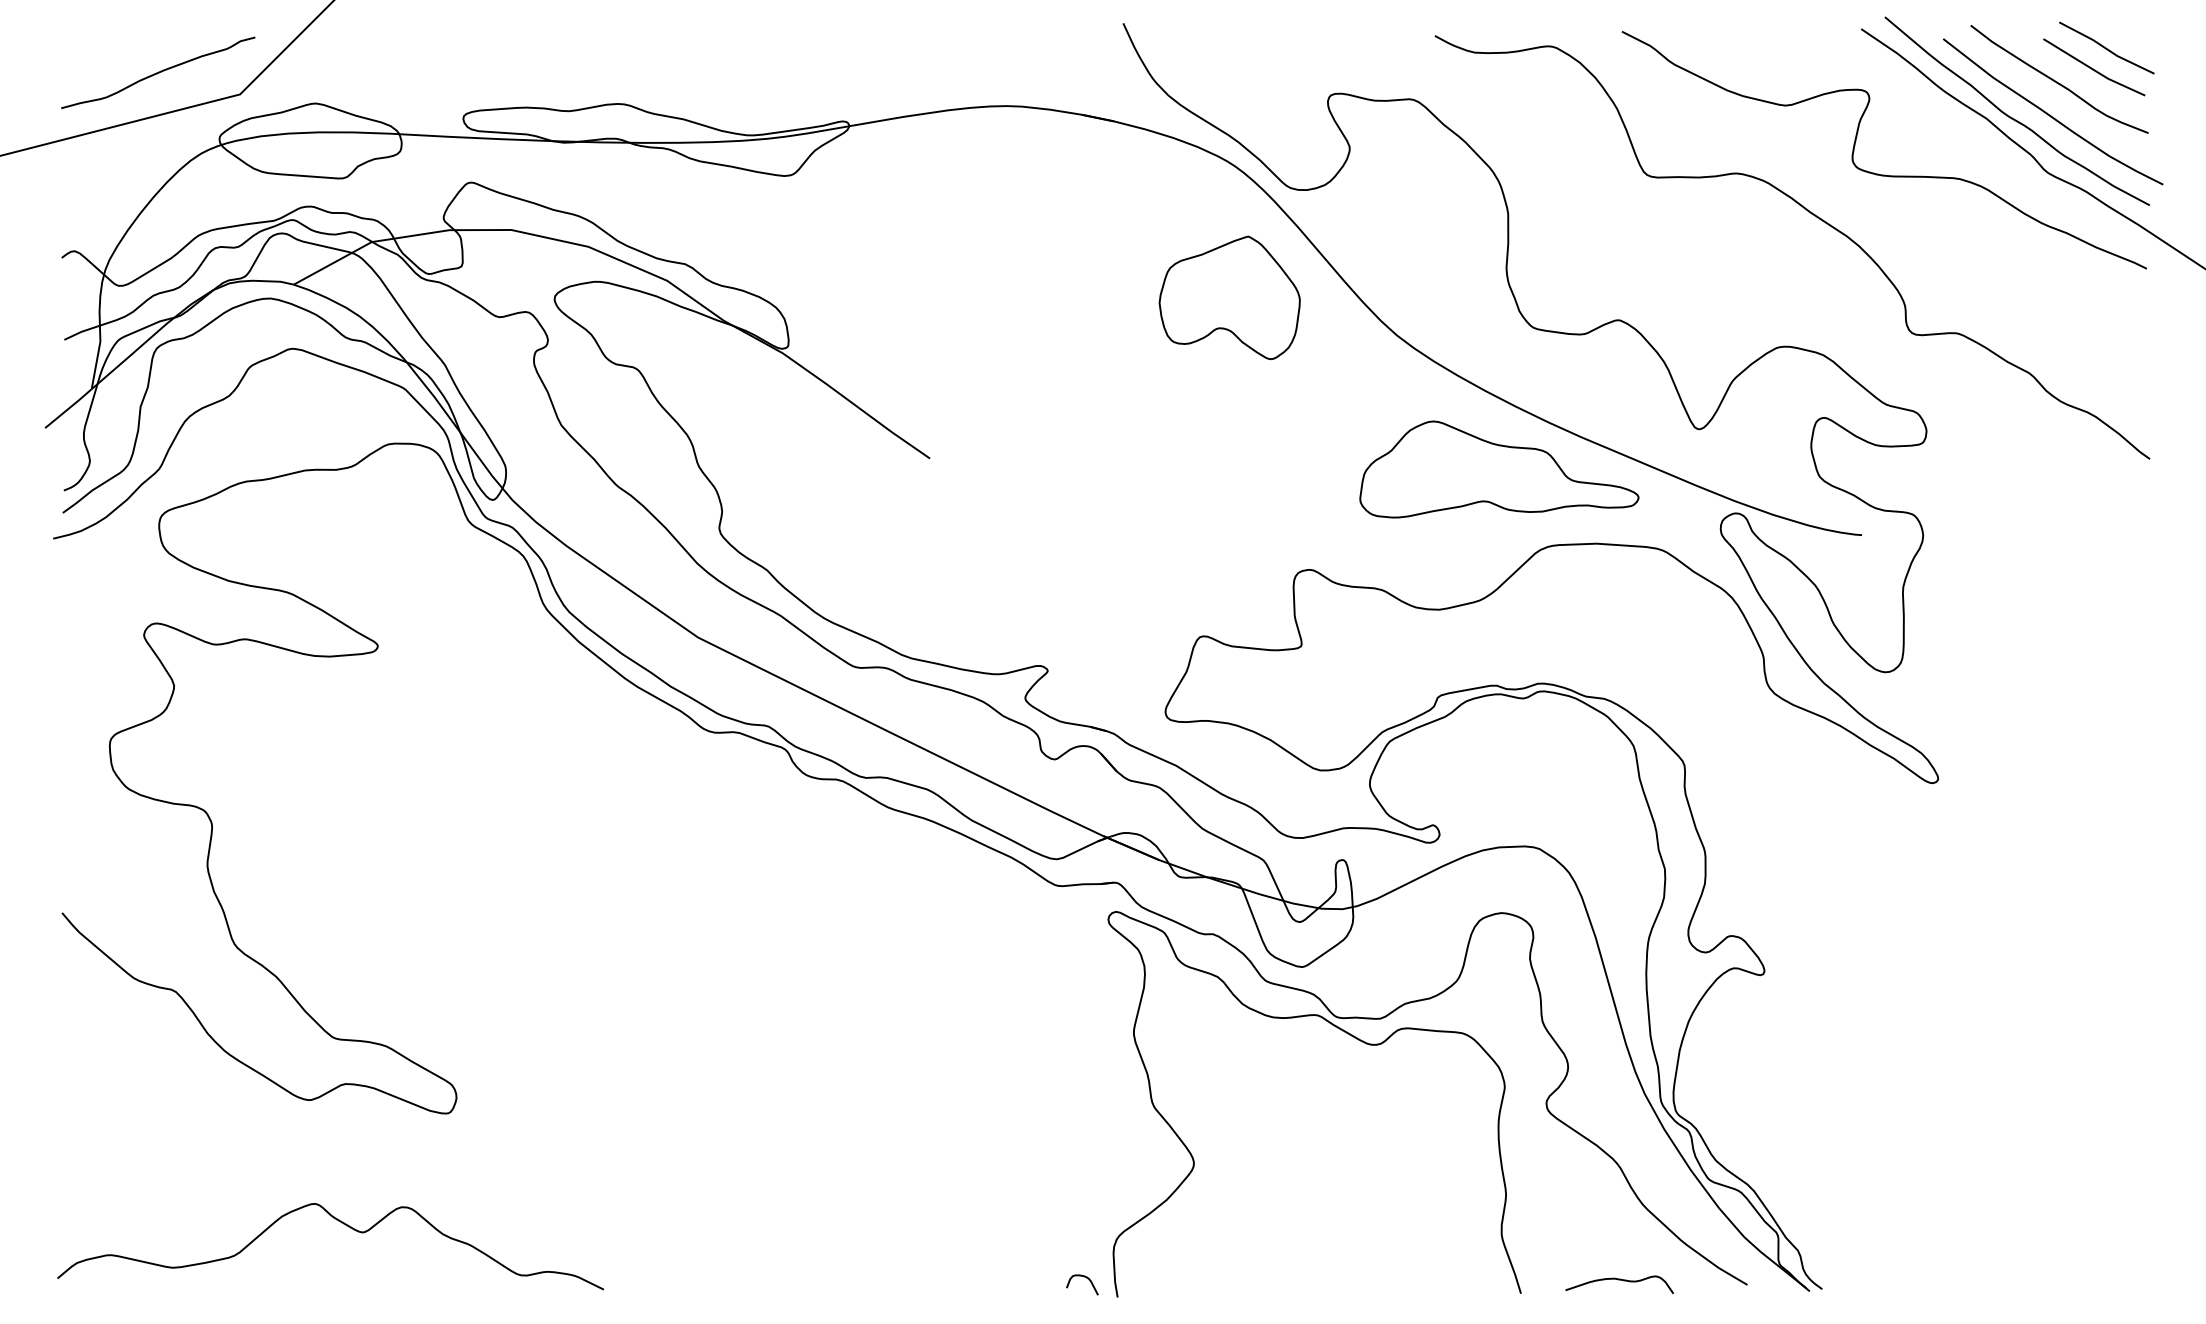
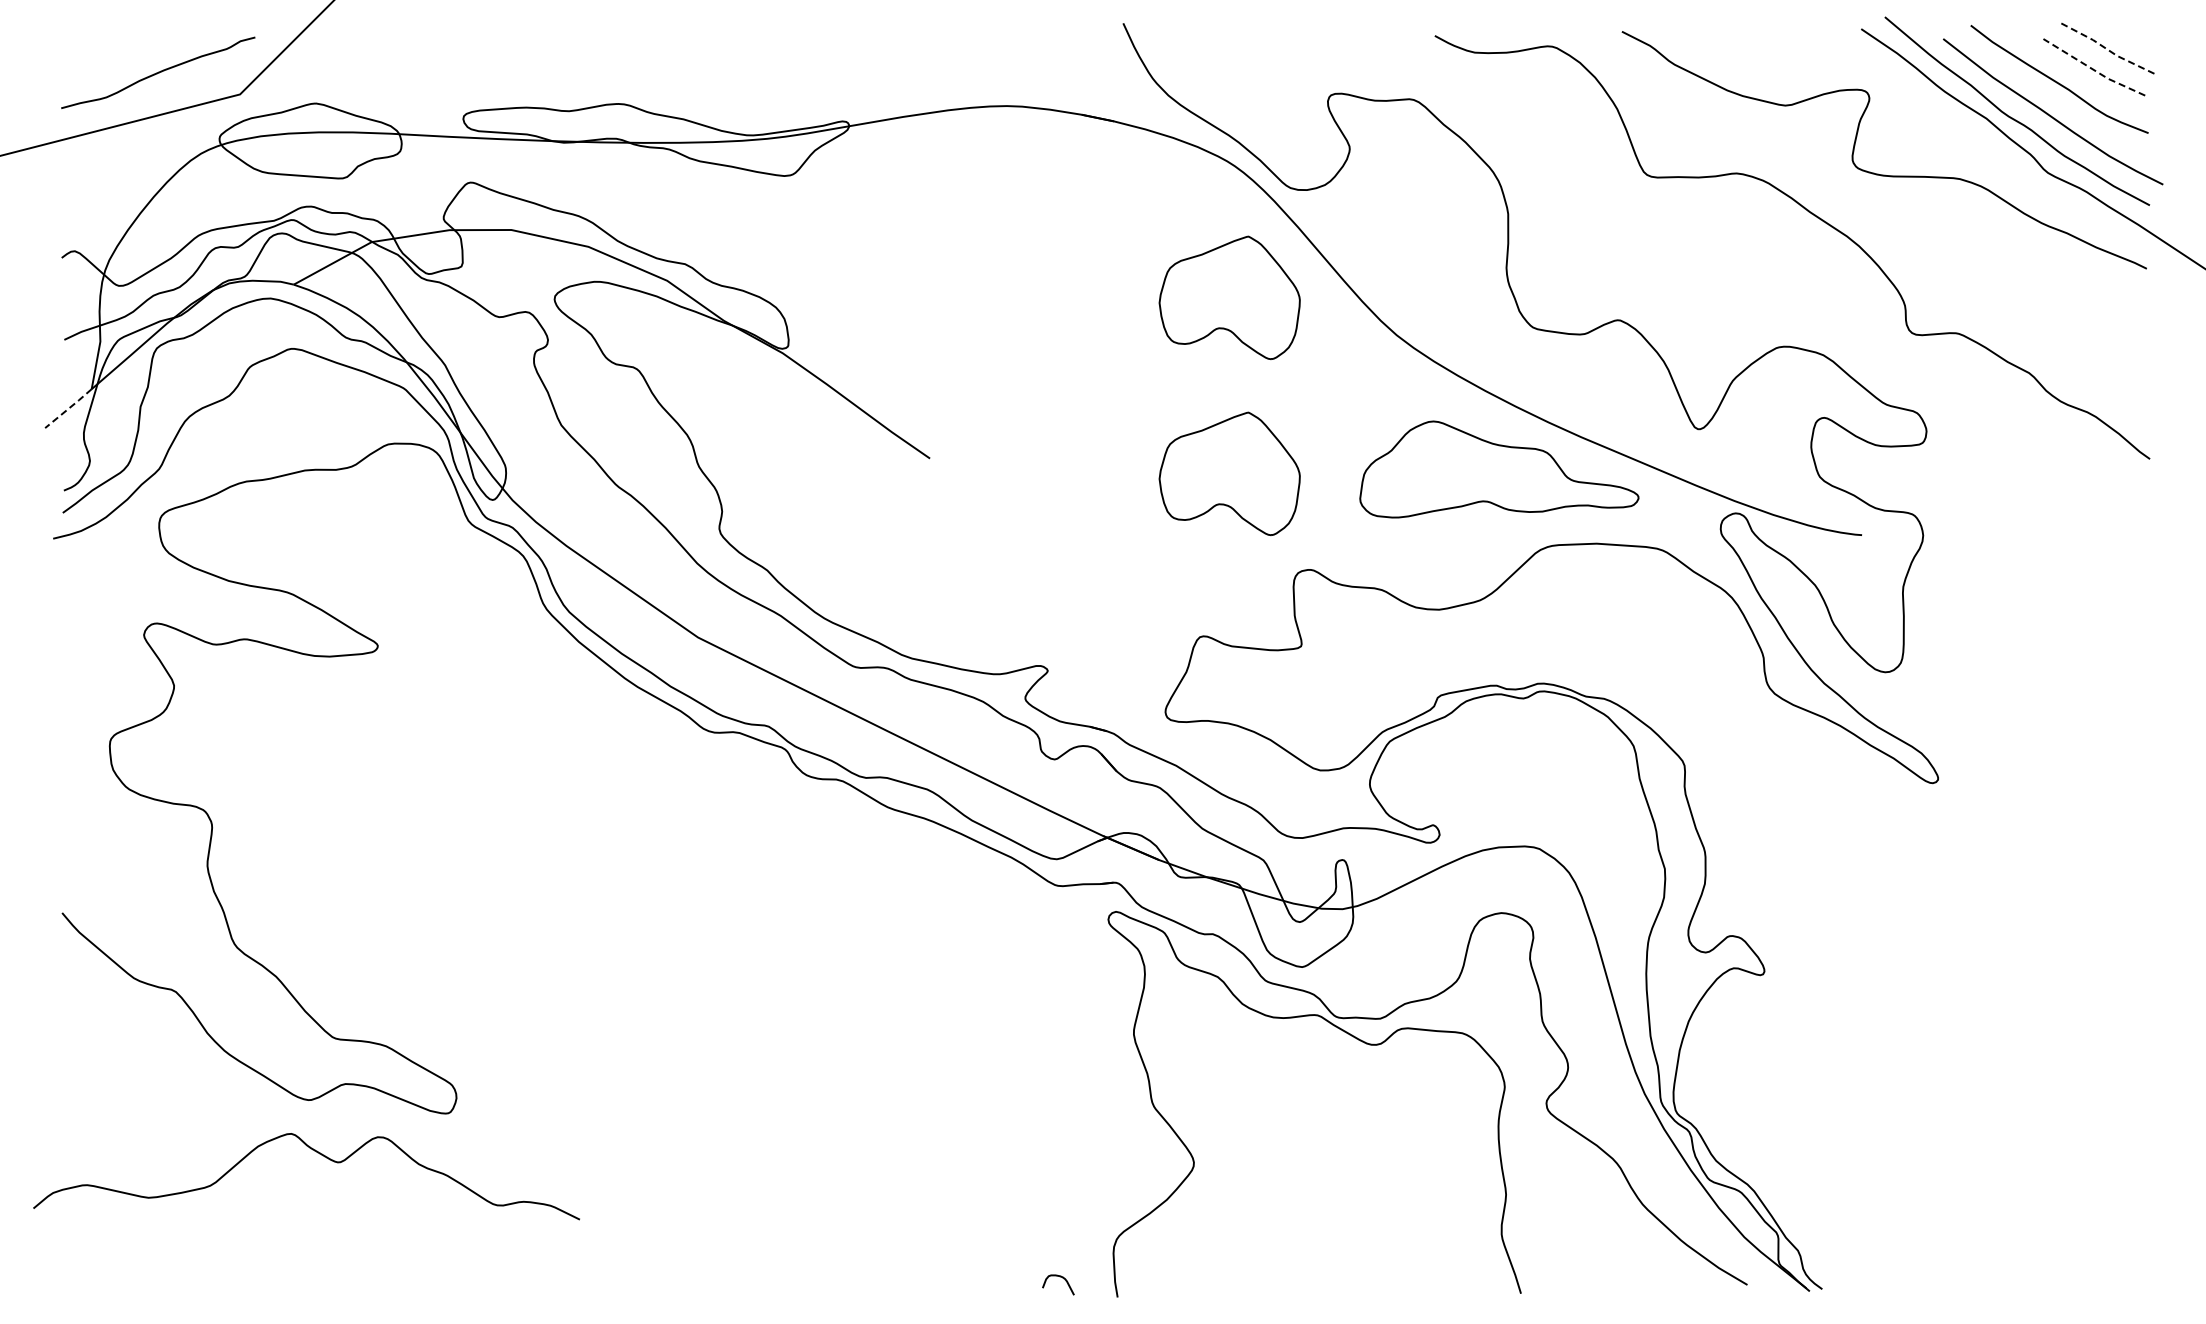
line: solid -> dashed (2106, 48)
line: solid -> dashed (2093, 69)
line: solid -> dashed (68, 408)
part: none -> present (1229, 473)
curve position: (341, 1223) -> (317, 1153) (317, 1153)
curve position: (1087, 1279) -> (1063, 1279) (1063, 1279)
curve: present -> none (1619, 1280)
